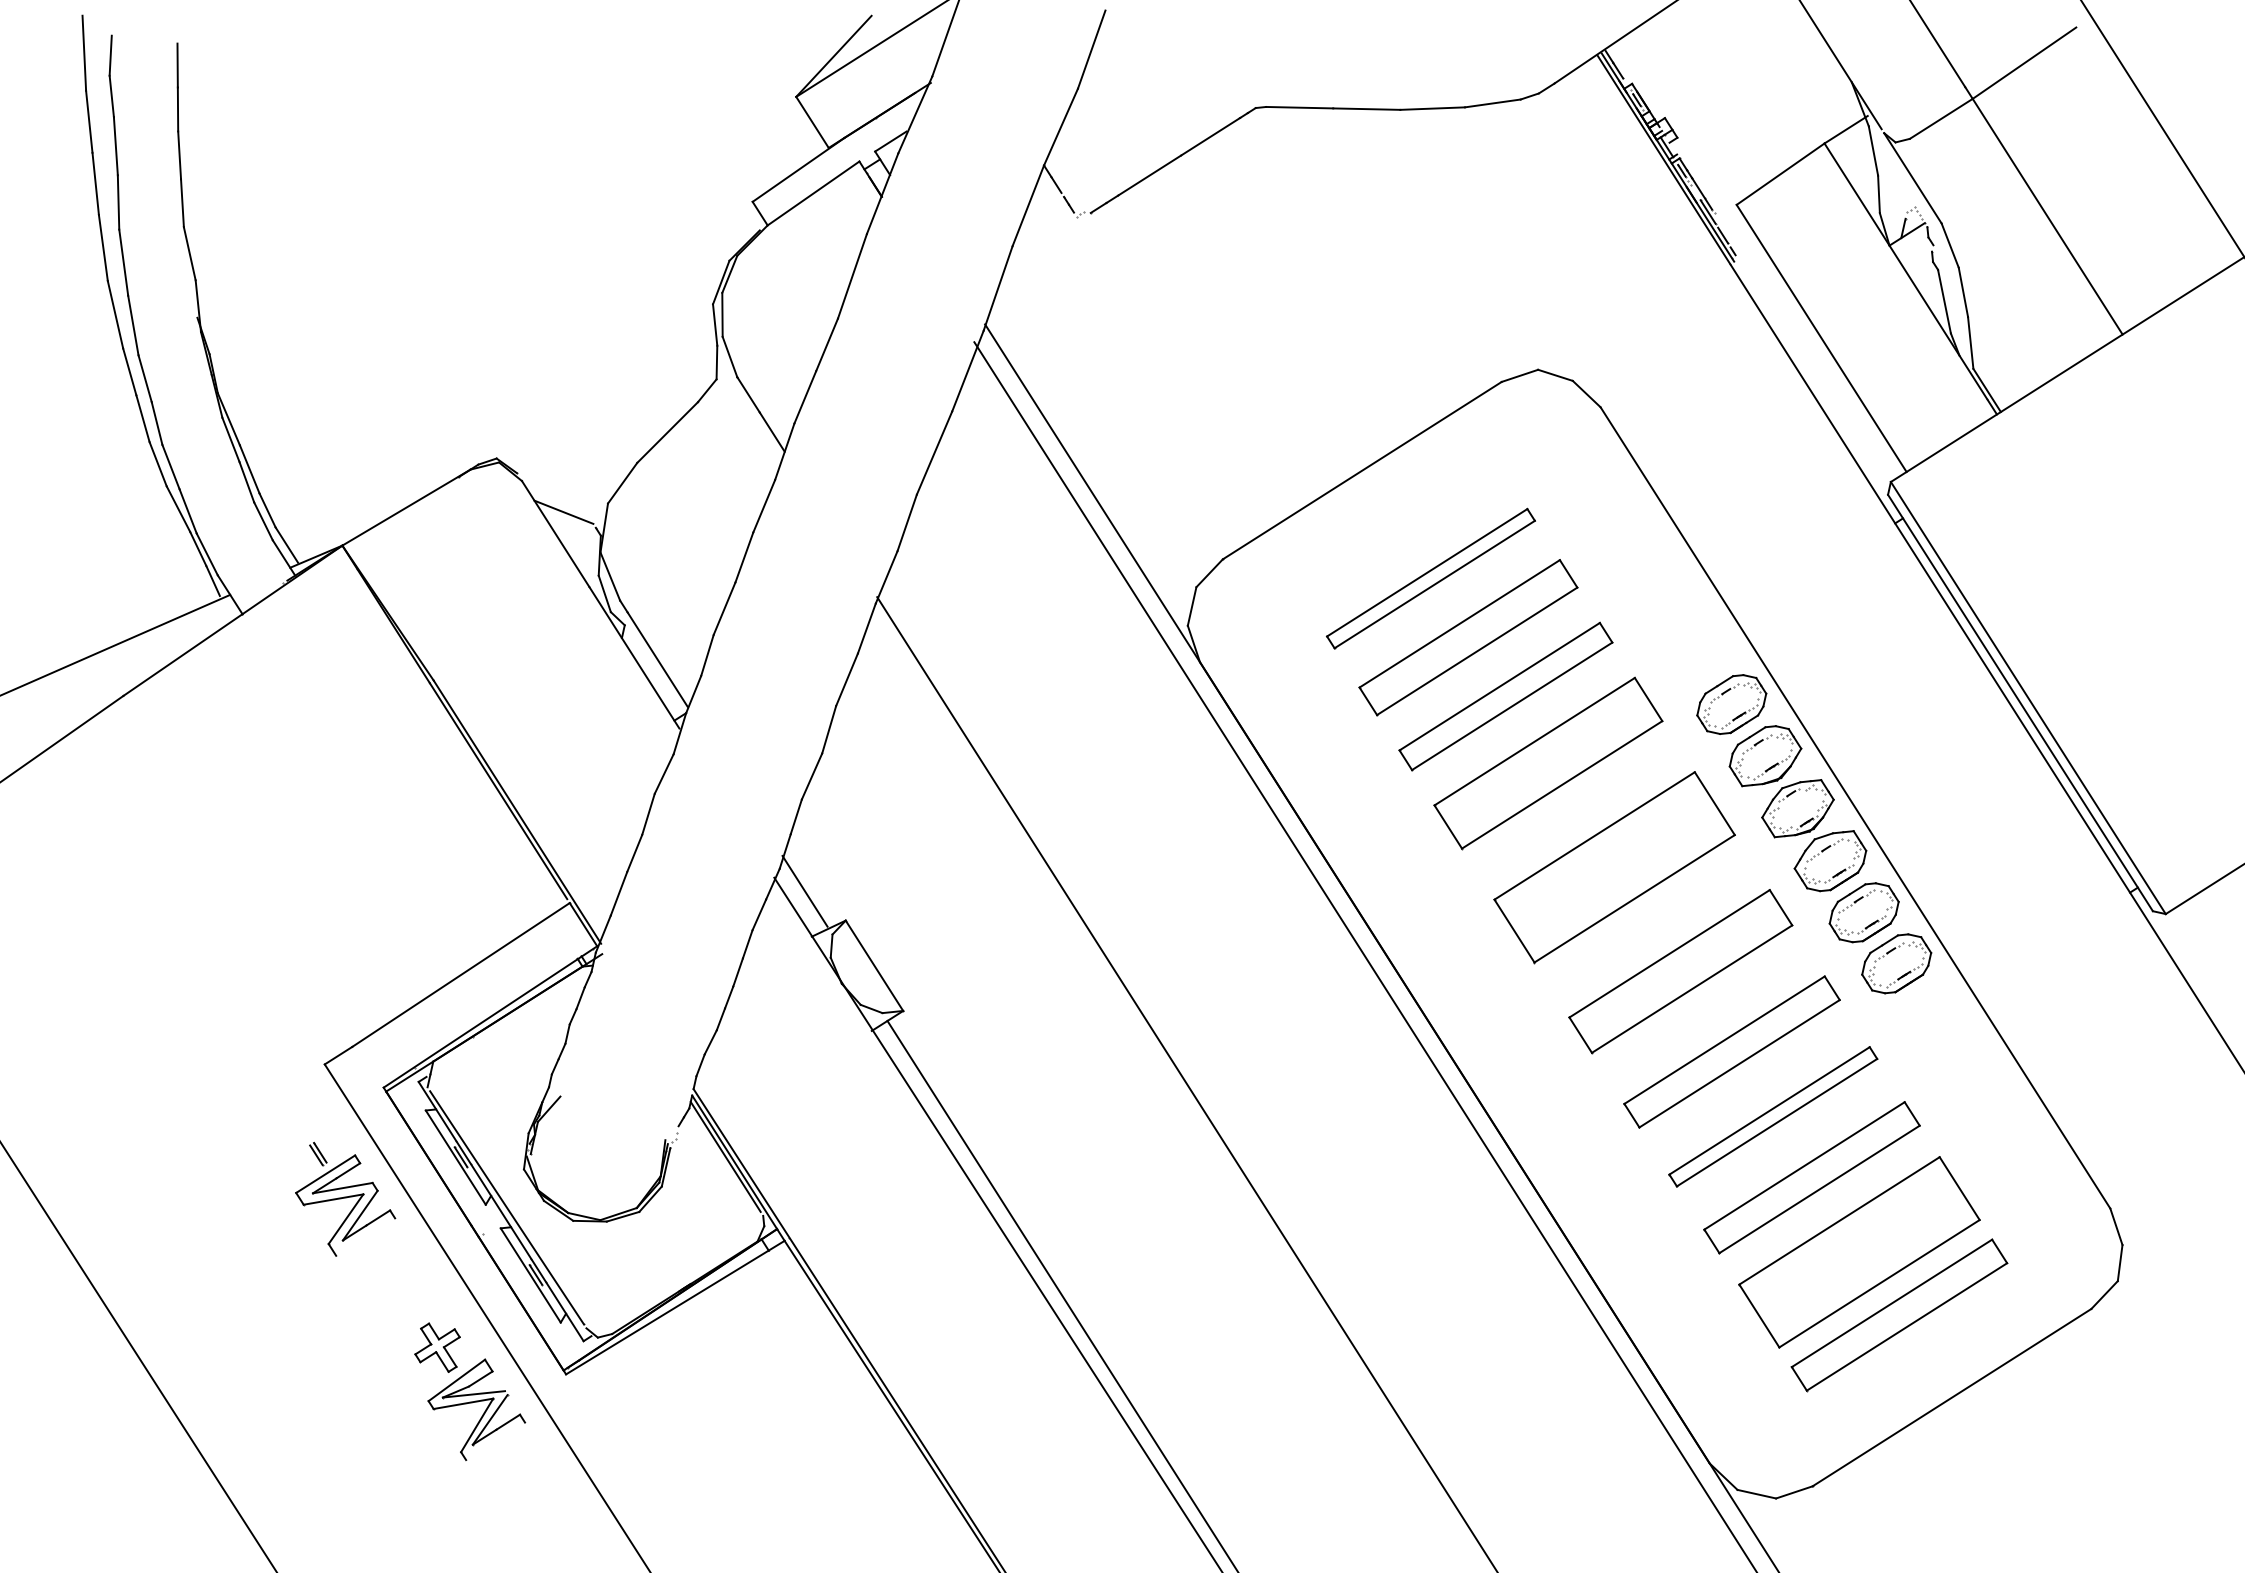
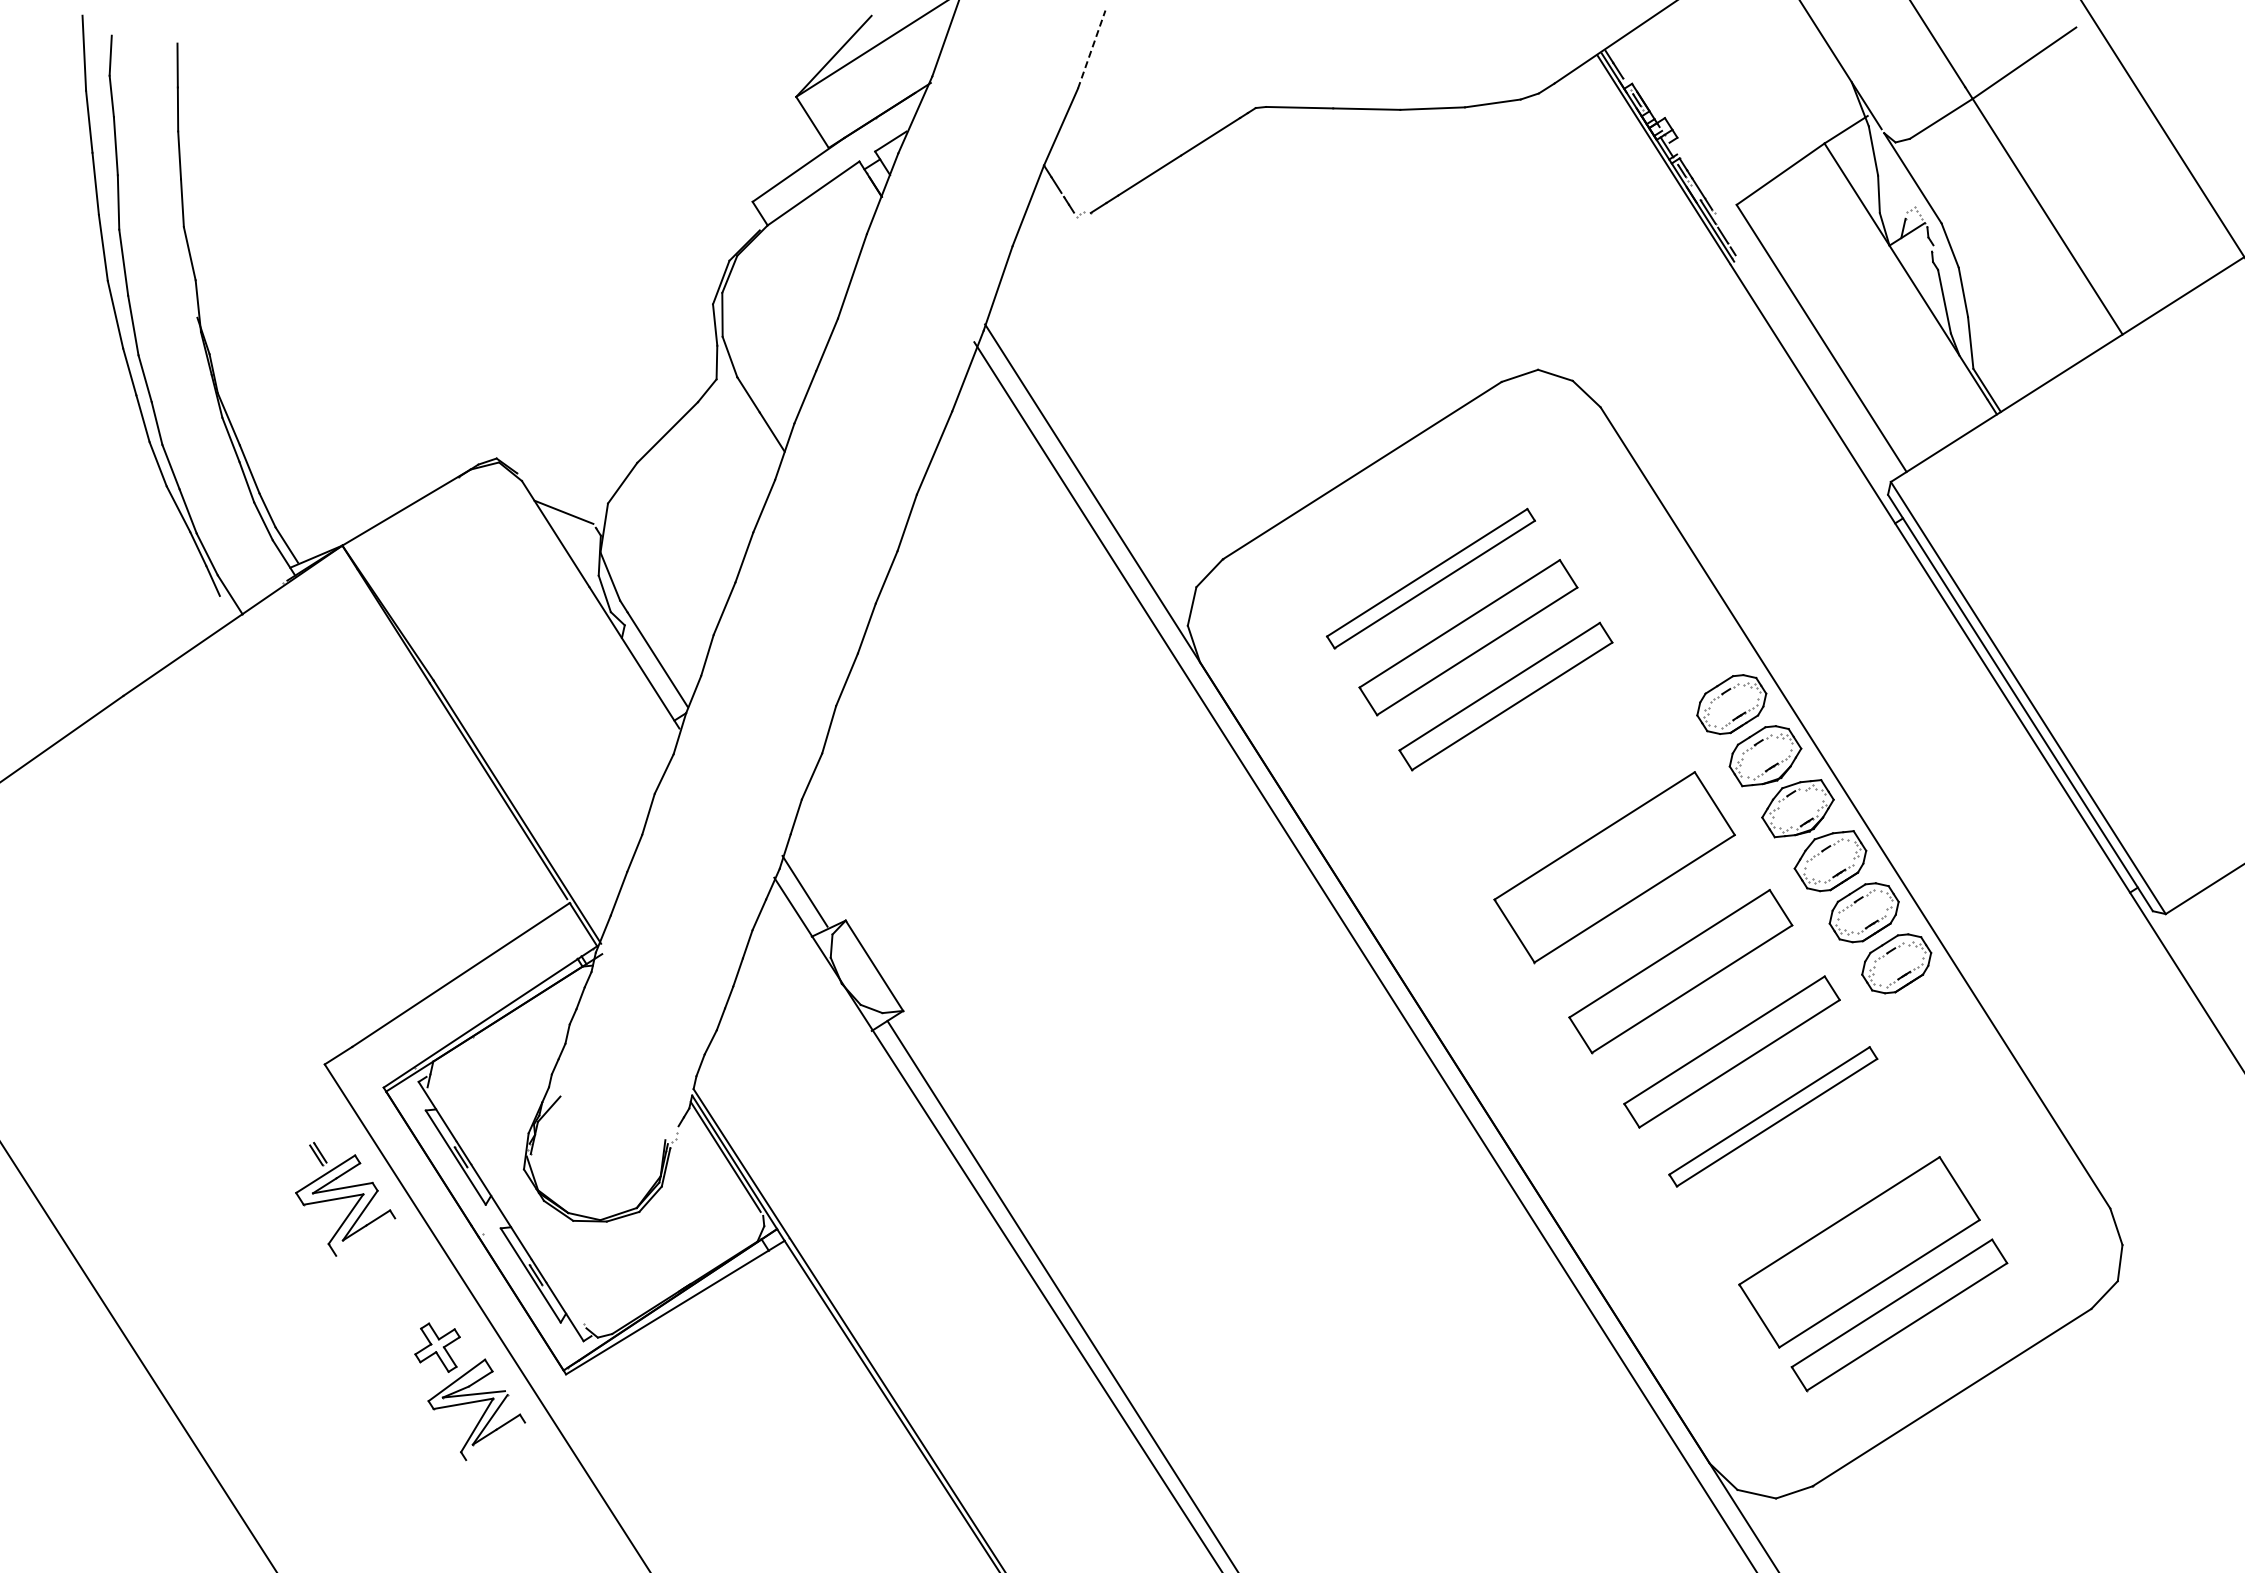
line: solid -> dashed (1091, 49)
line: present -> none (116, 644)
part: present -> none (1548, 763)
line: present -> none (1186, 1083)
part: present -> none (1811, 1177)
line: present -> none (506, 1207)
